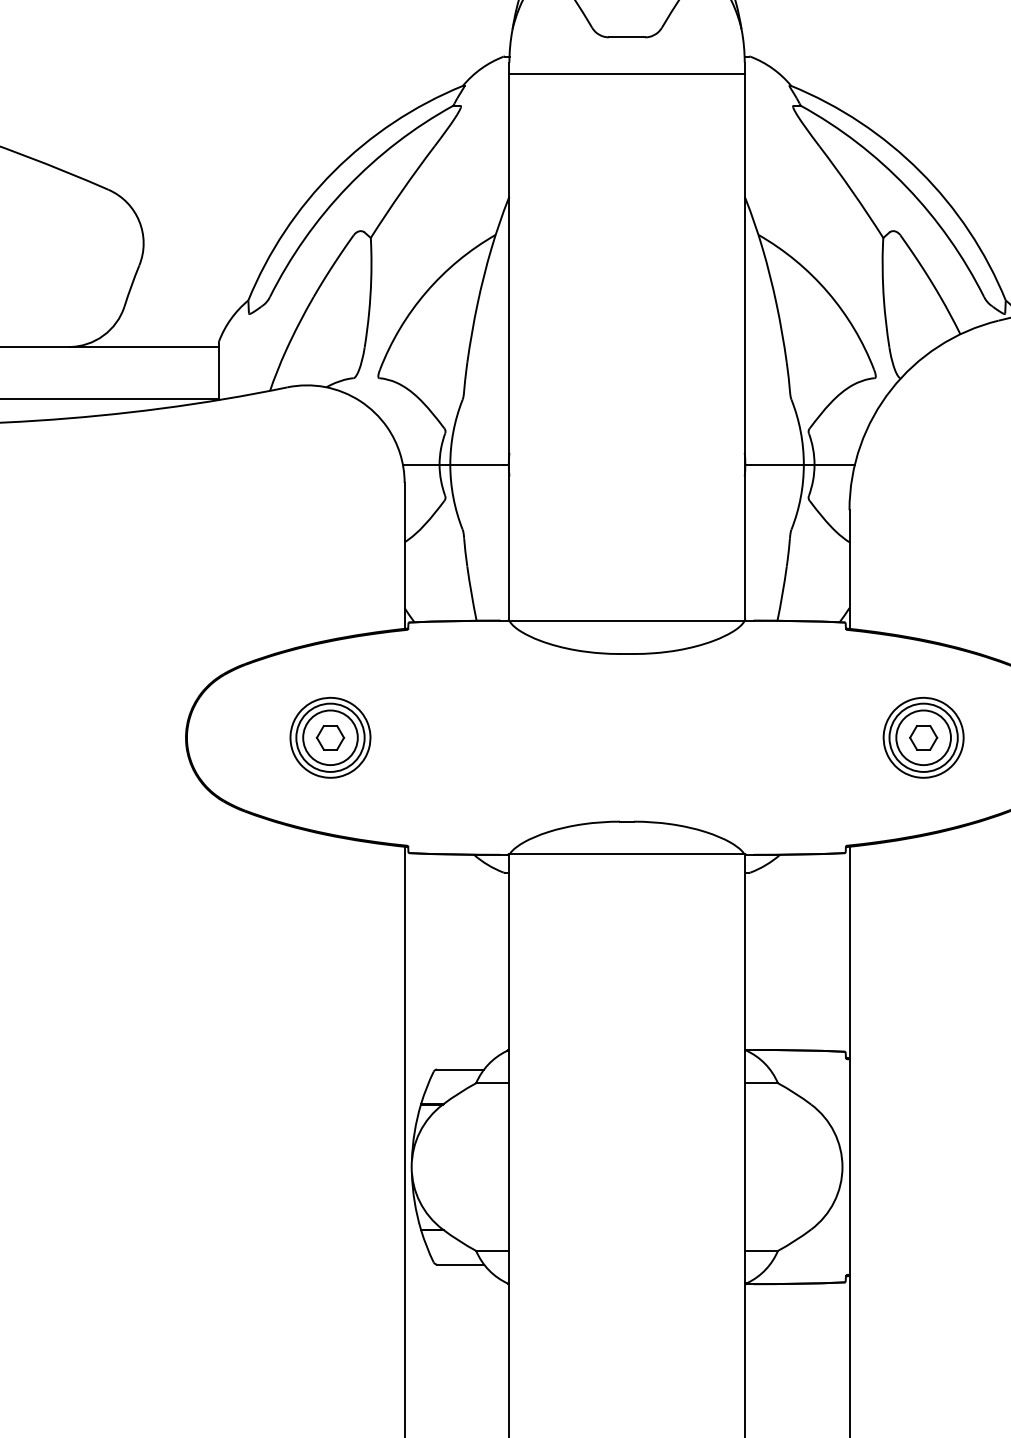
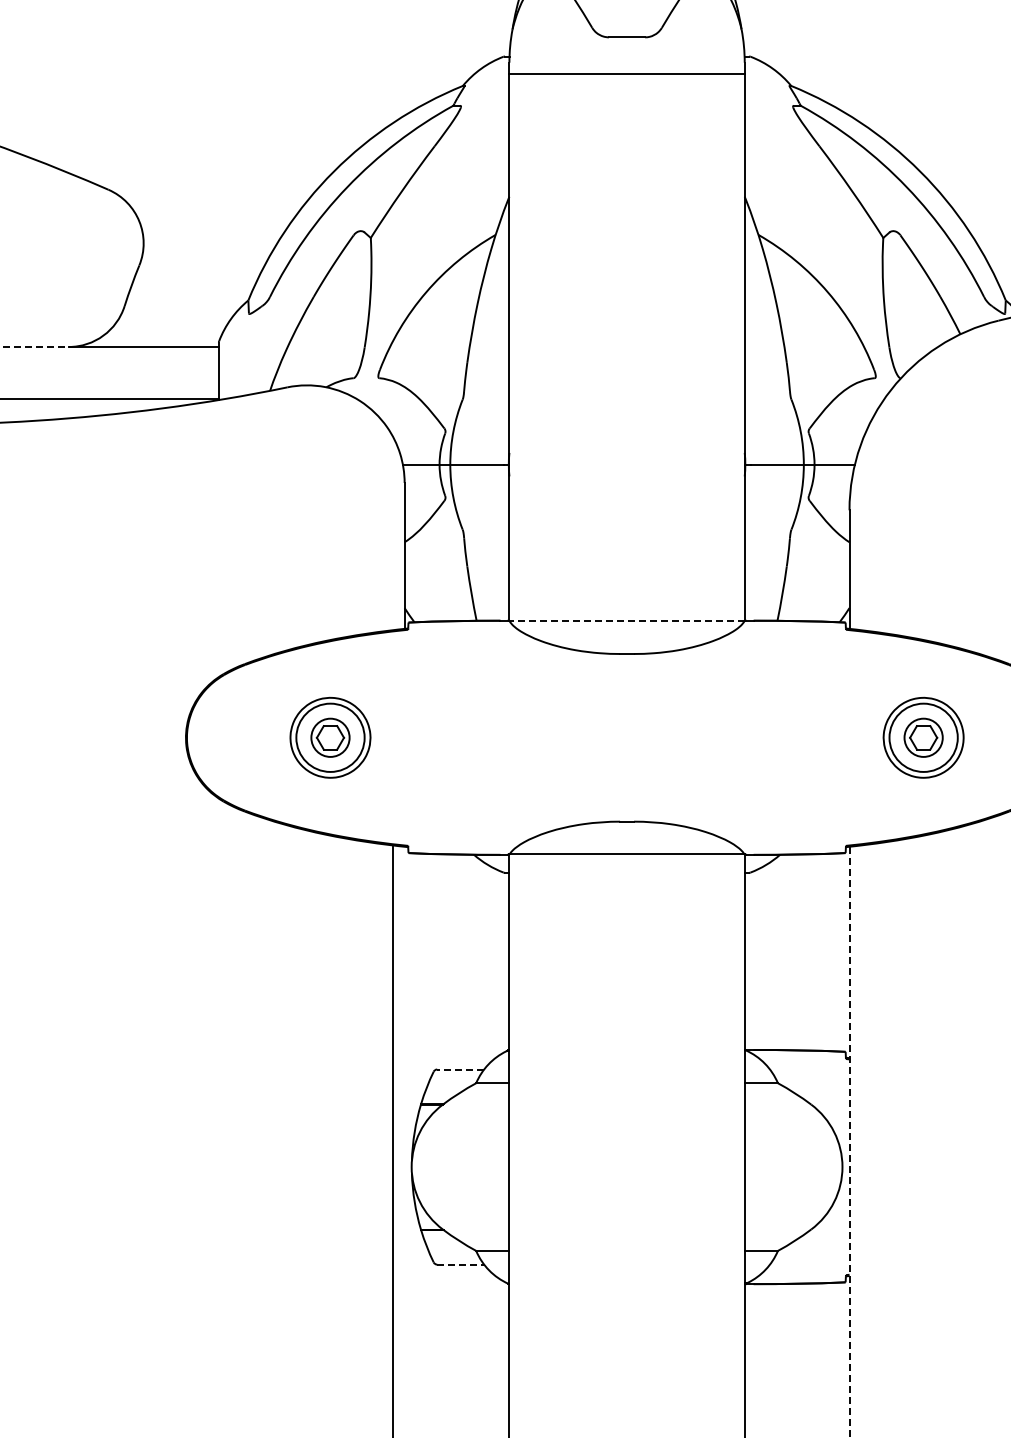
line: solid -> dashed (34, 347)
line: solid -> dashed (626, 621)
circle diameter: 55 px -> 38 px (330, 737)
circle diameter: 55 px -> 38 px (923, 737)
line: solid -> dashed (460, 1069)
line position: (404, 1140) -> (392, 1140) (392, 1140)
line: solid -> dashed (849, 1142)
line: solid -> dashed (461, 1264)
